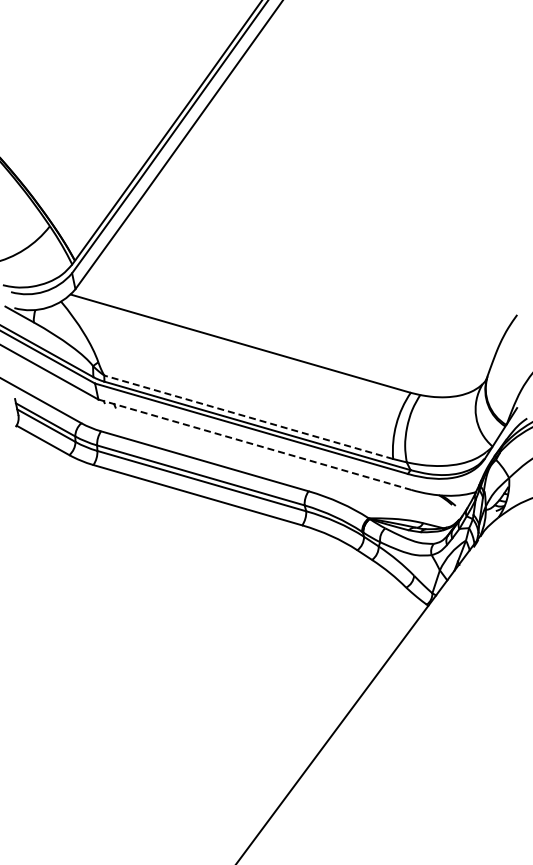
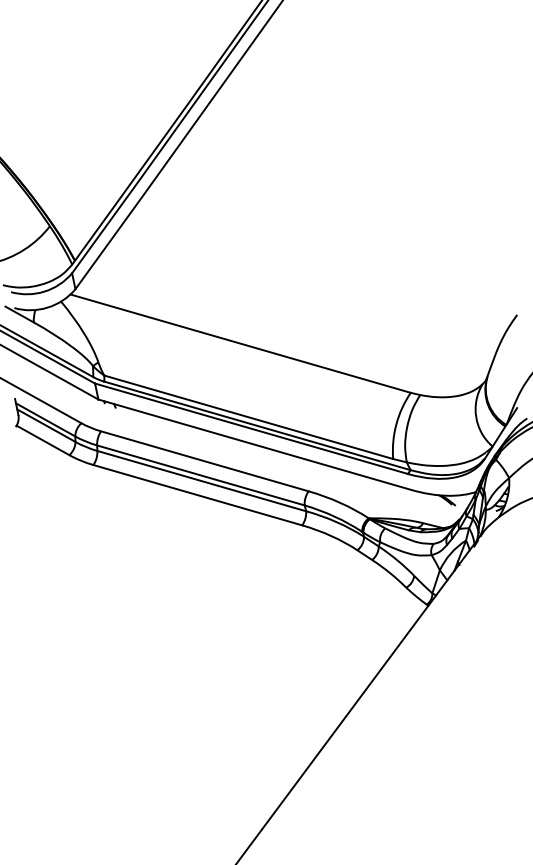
line: dashed -> solid (248, 417)
line: dashed -> solid (254, 444)
